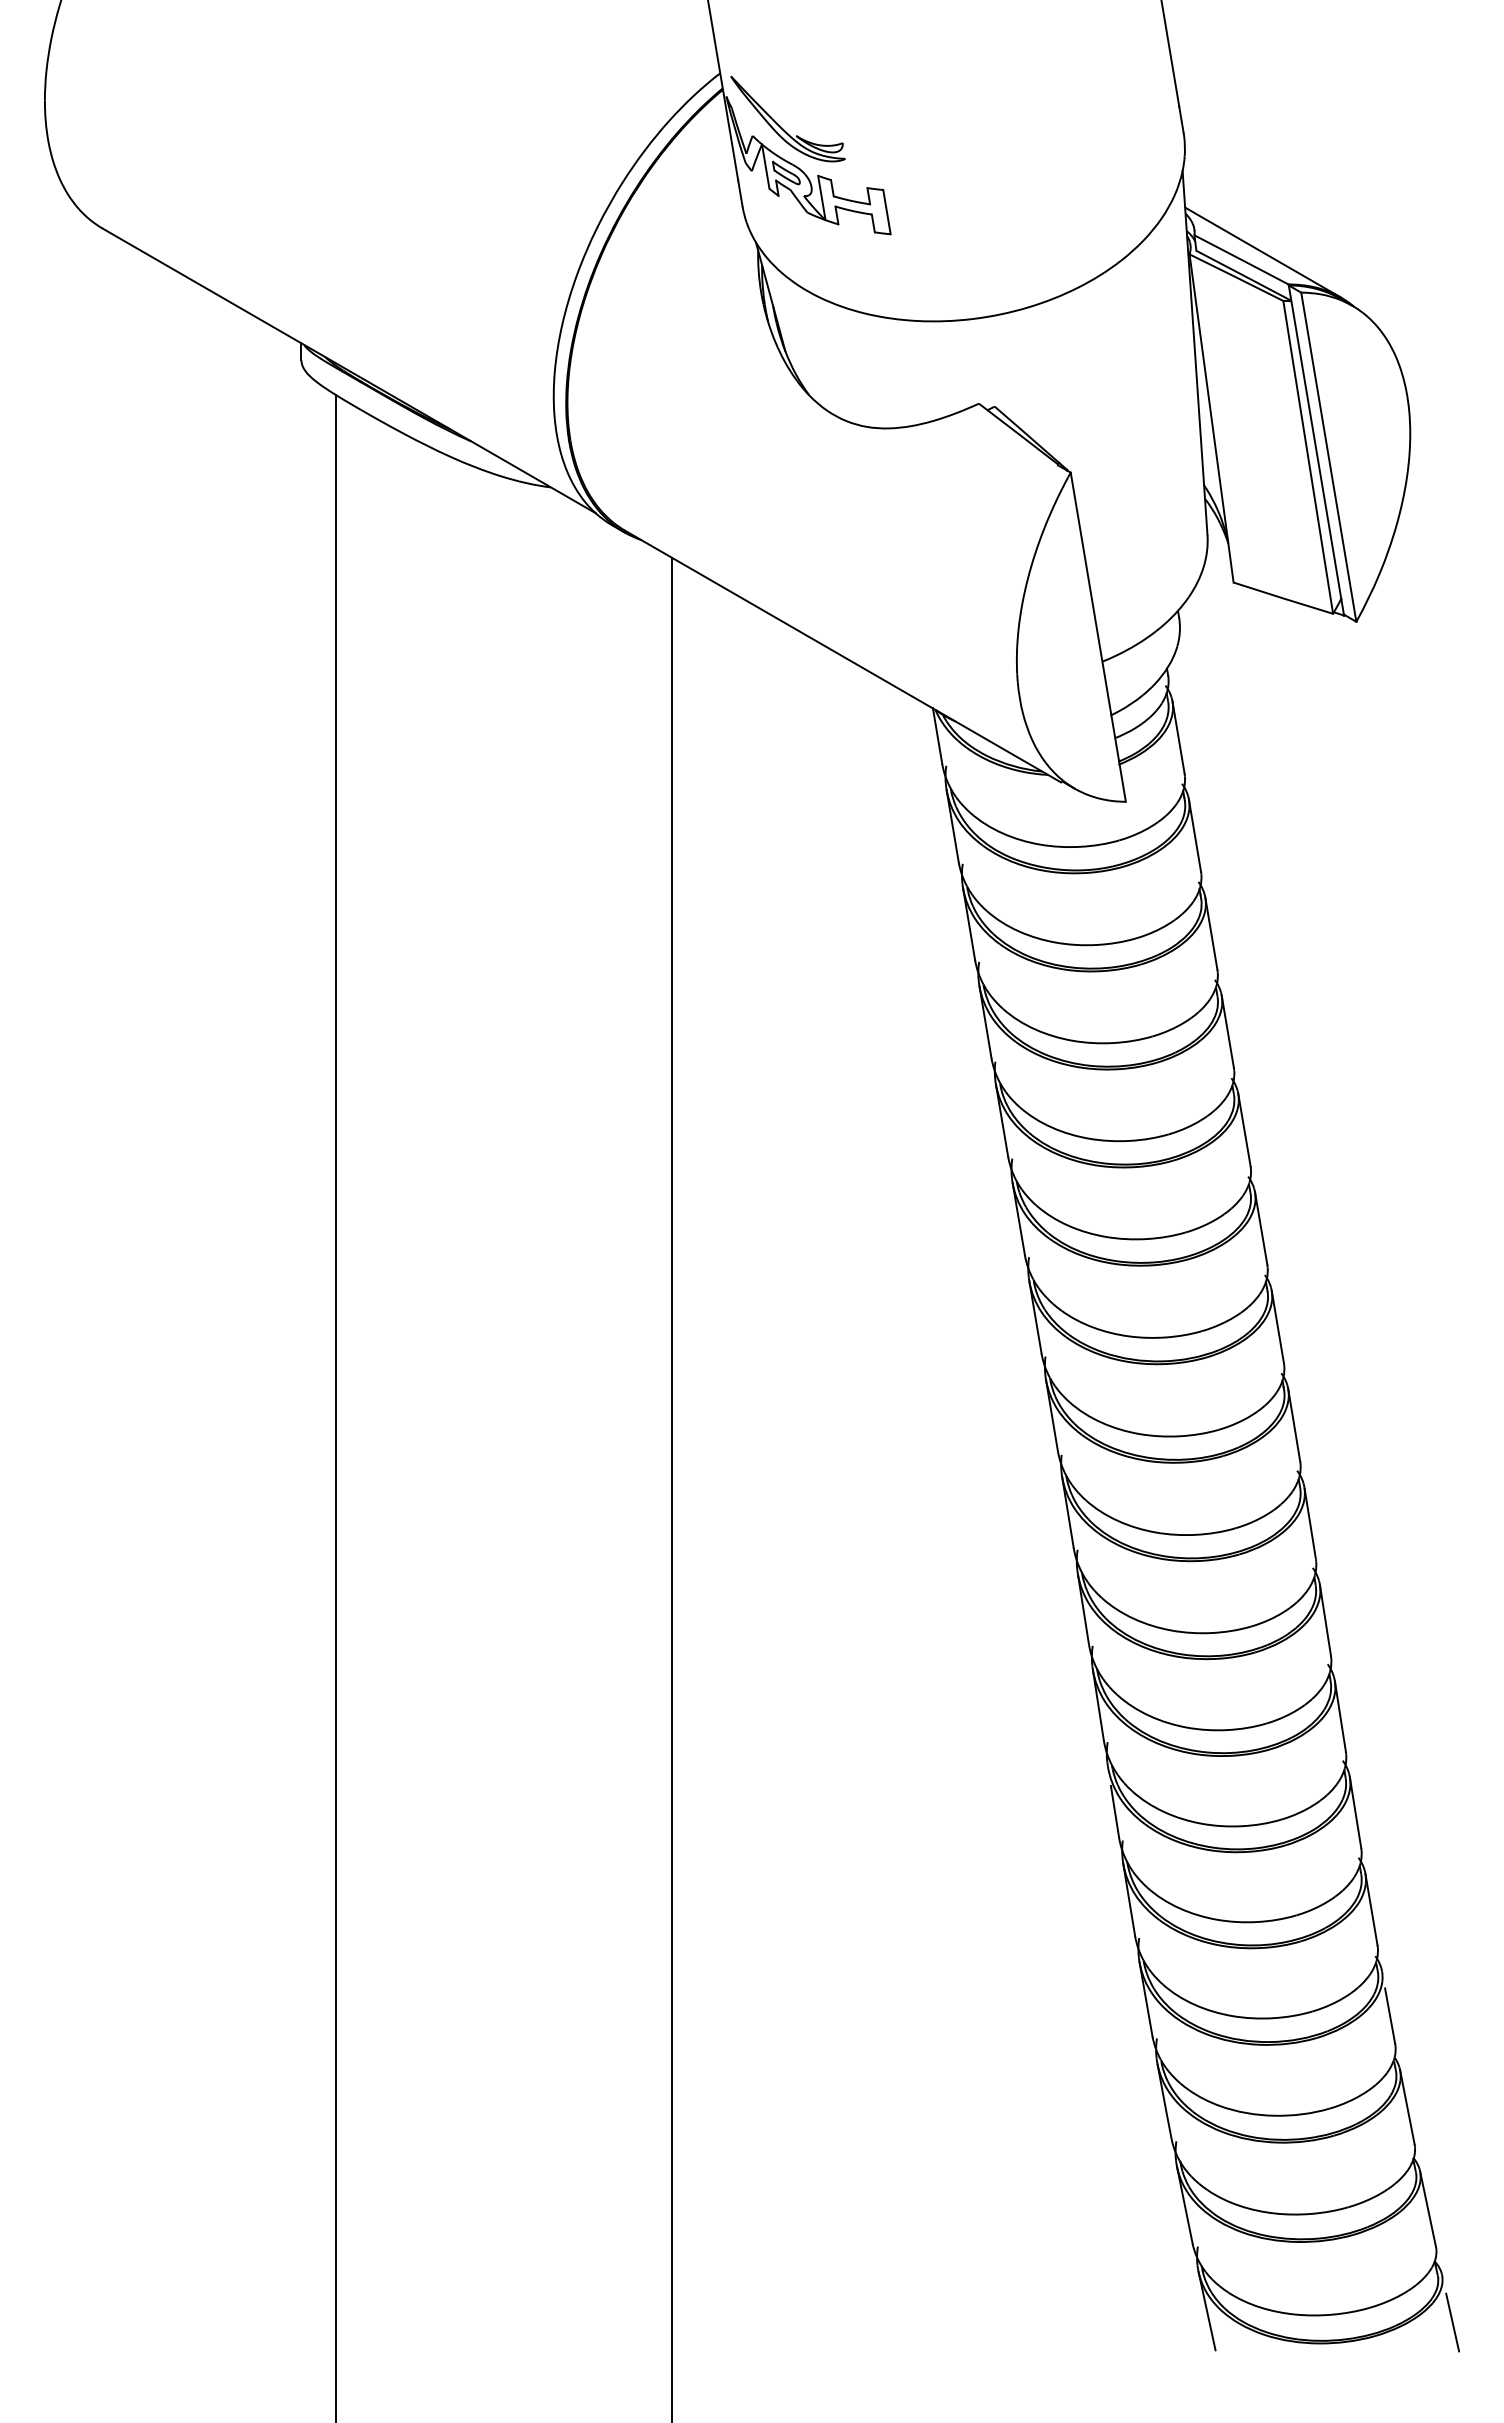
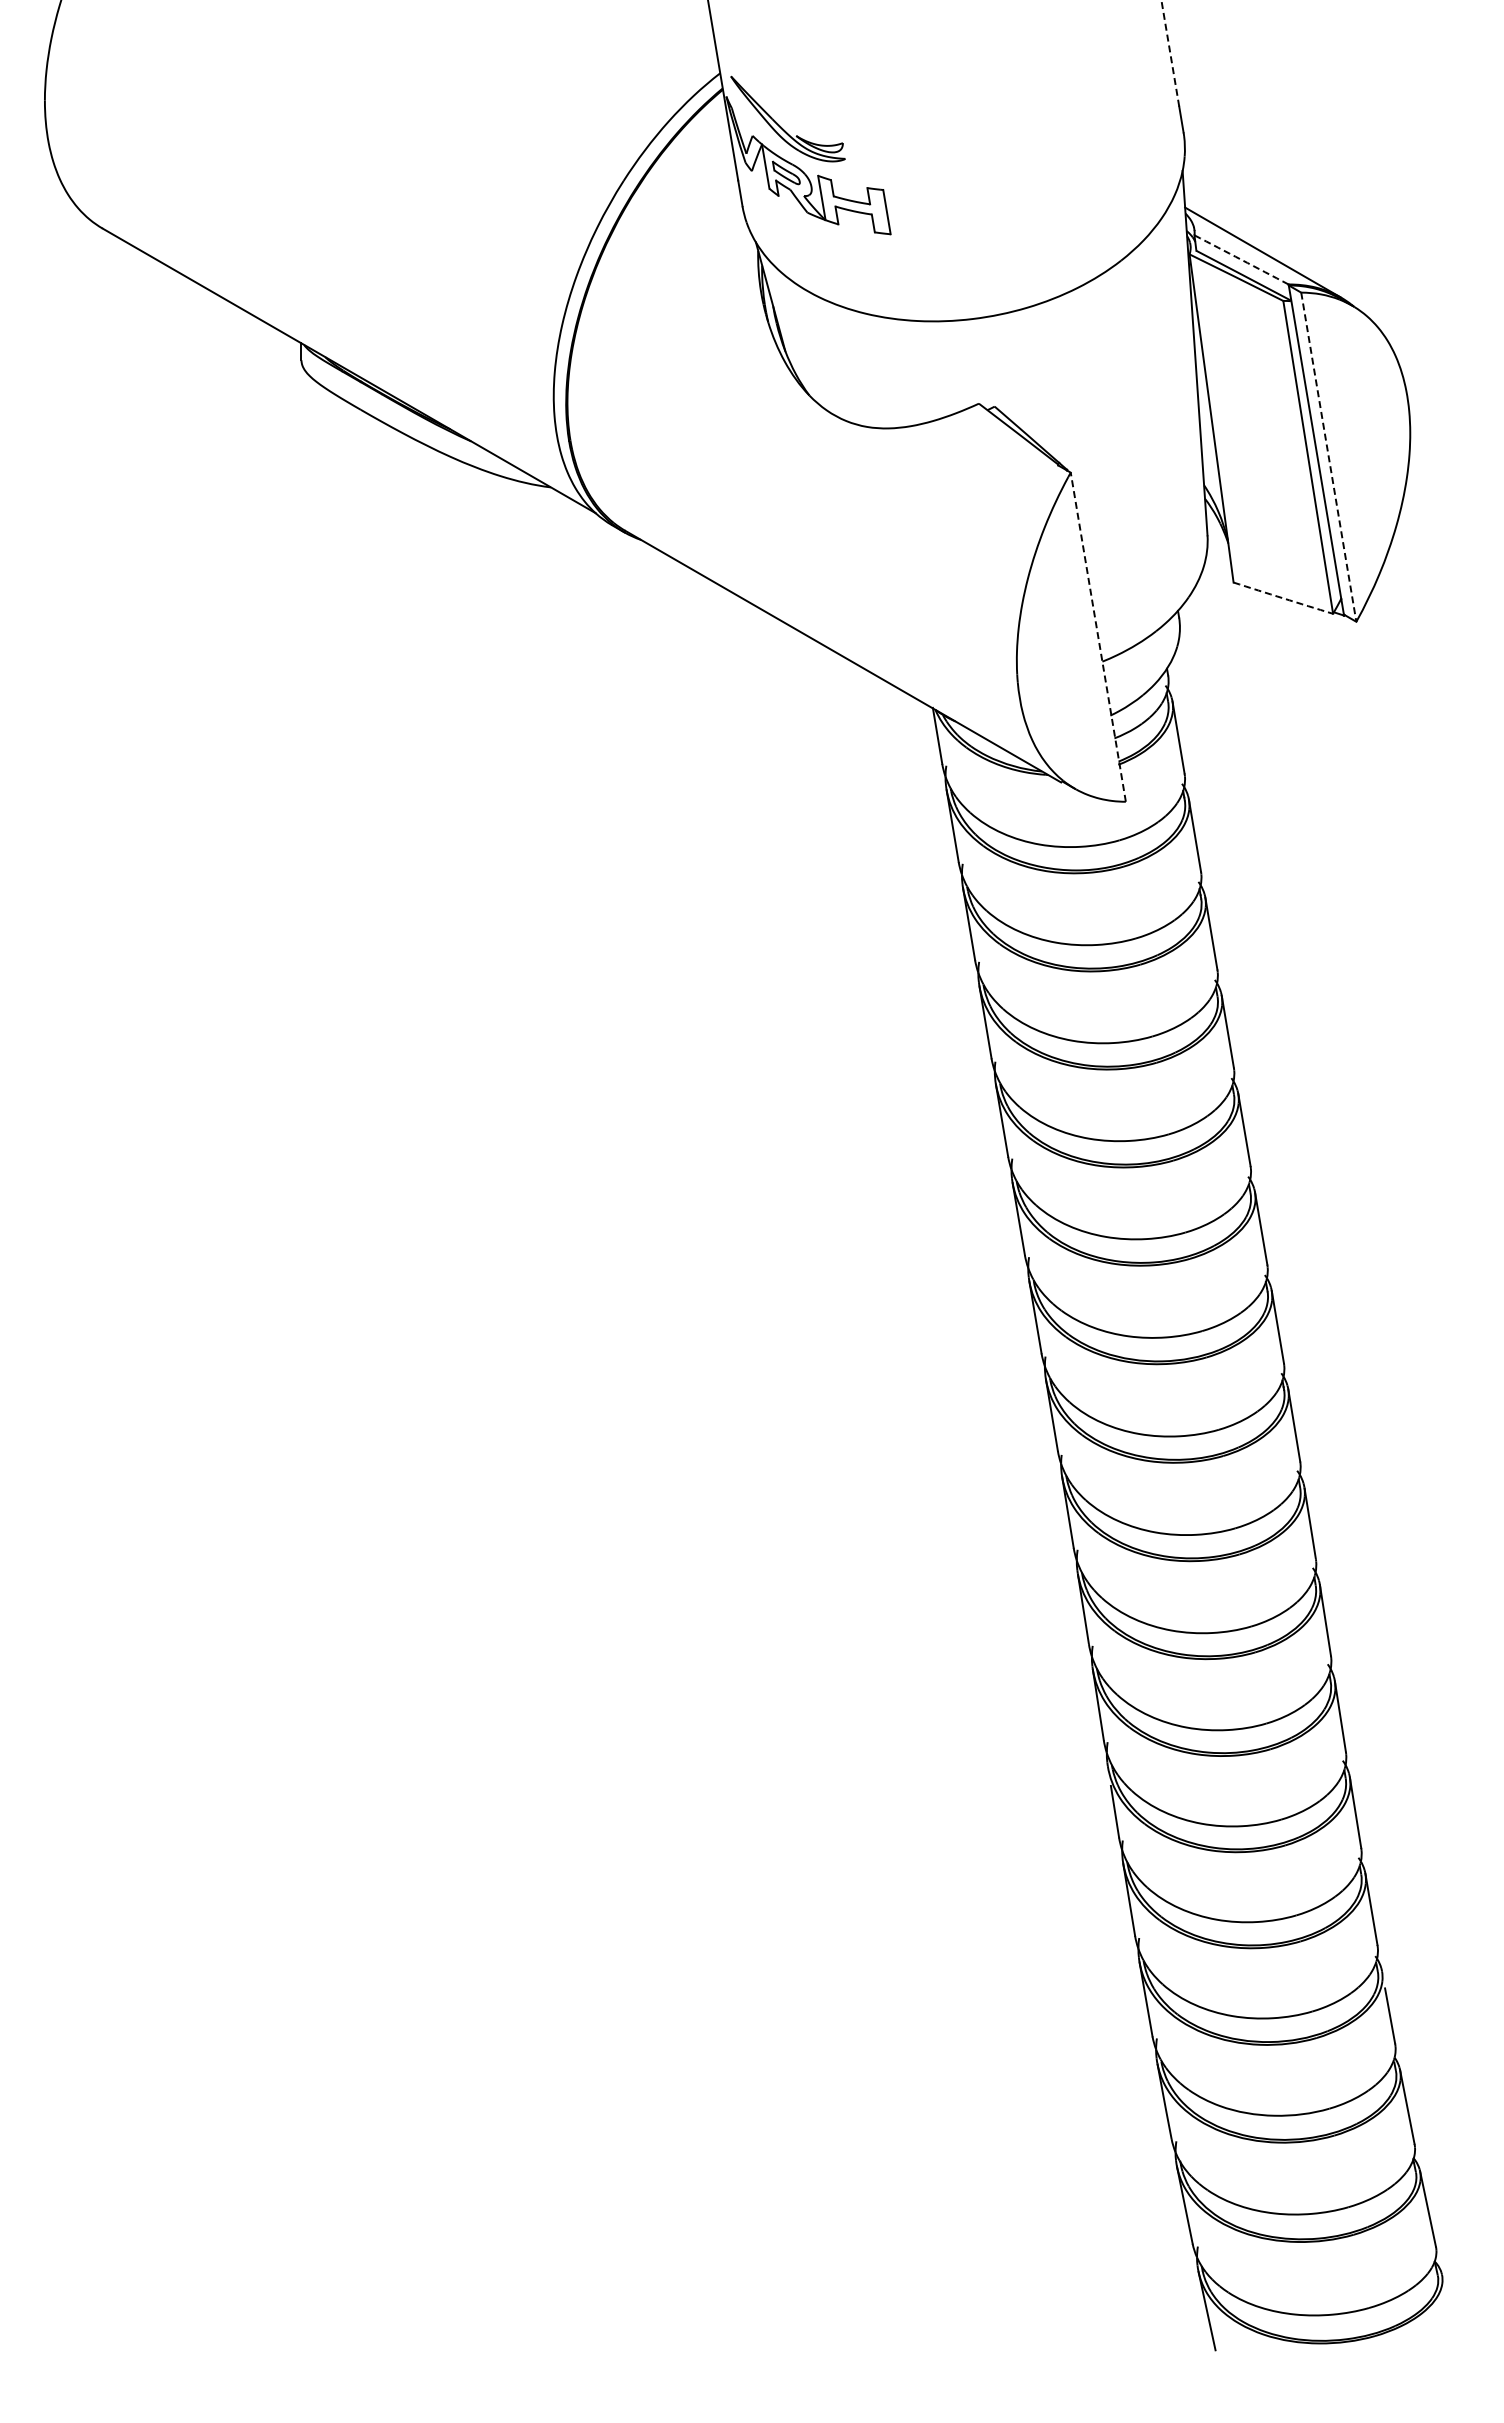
line: solid -> dashed (1170, 53)
arc: solid -> dashed (1241, 259)
line: solid -> dashed (1328, 457)
arc: solid -> dashed (1283, 598)
line: solid -> dashed (1098, 637)
line: present -> none (336, 1407)
line: present -> none (671, 1488)
line: present -> none (1452, 2322)
